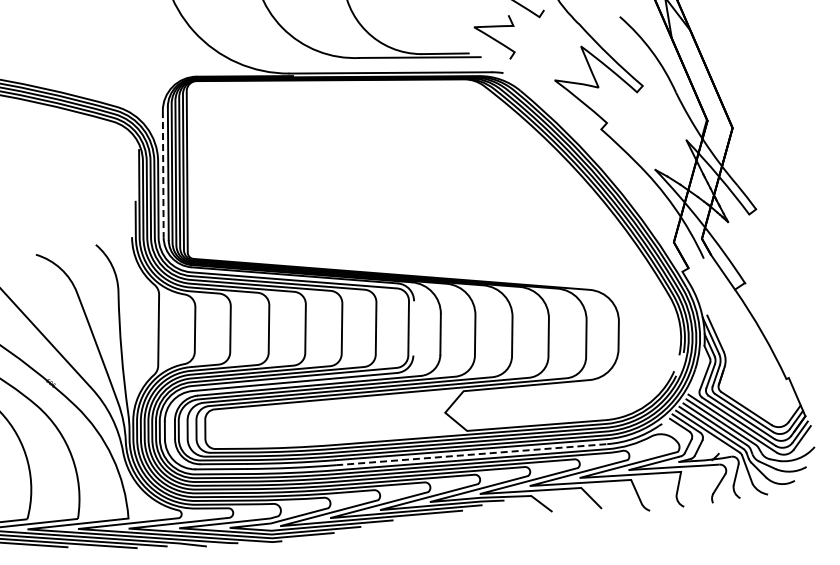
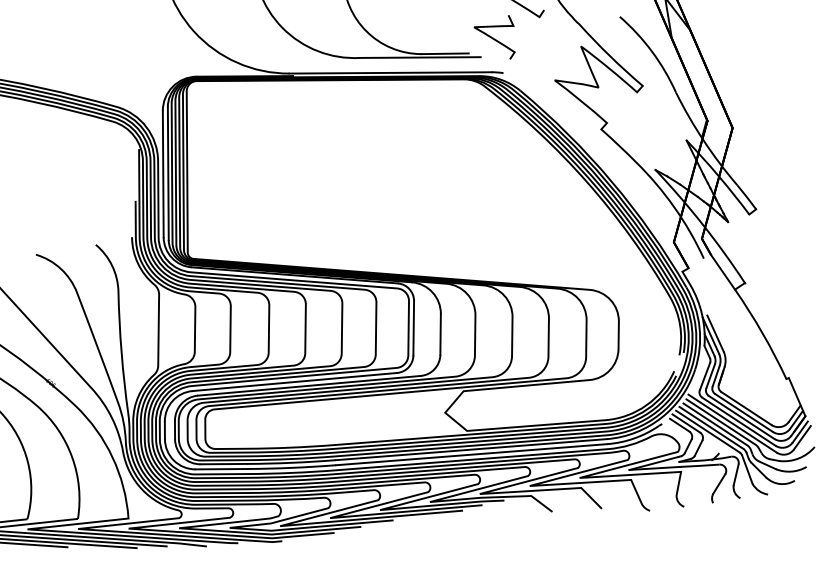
line: dashed -> solid (163, 174)
line: none -> present (413, 328)
line: dashed -> solid (471, 454)
